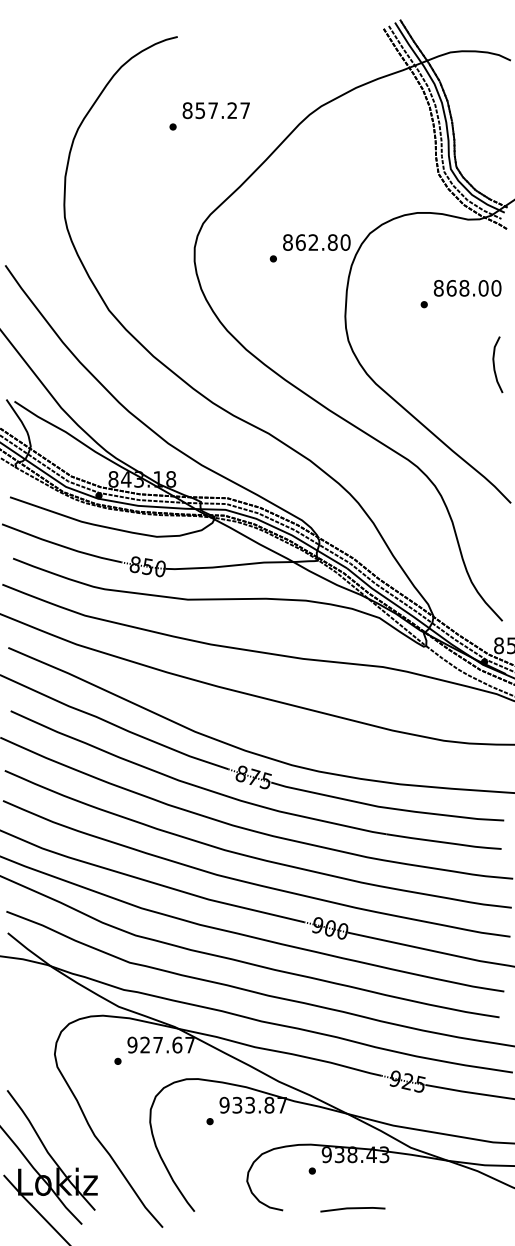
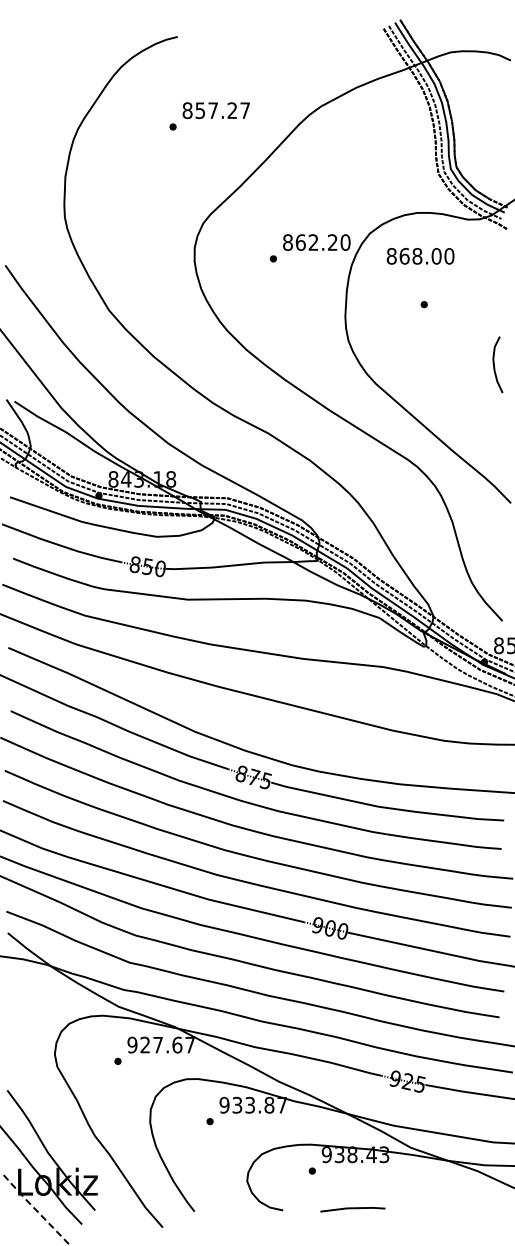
text: 862.80 -> 862.20 (332, 242)
text position: (467, 288) -> (420, 256) (420, 256)
line: solid -> dashed (36, 1210)
